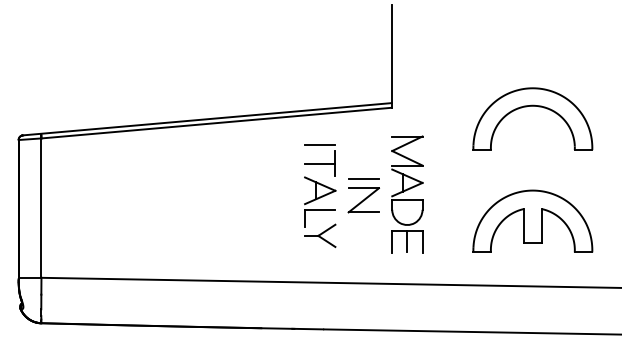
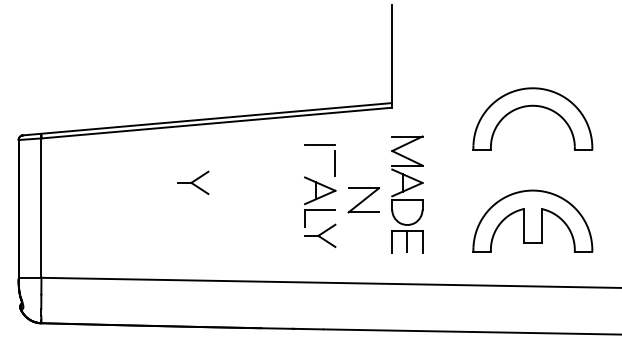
line: present -> none (320, 163)
line: present -> none (363, 179)
part: none -> present (193, 182)
